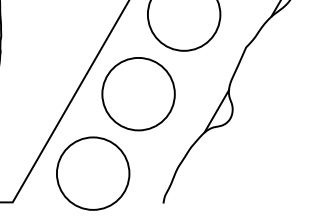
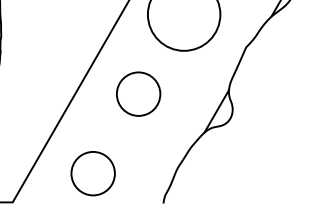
circle diameter: 72 px -> 43 px (138, 93)
circle diameter: 72 px -> 43 px (92, 173)
